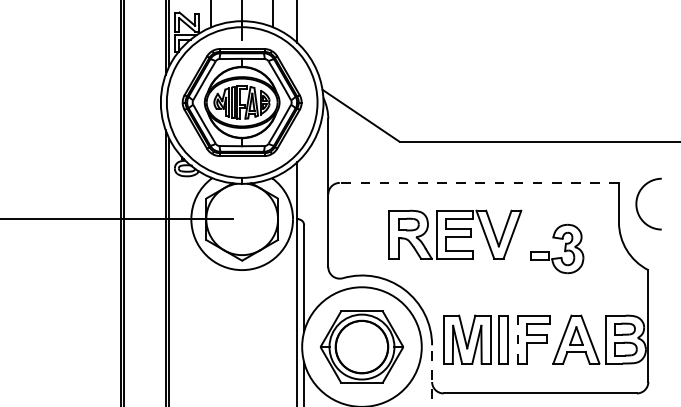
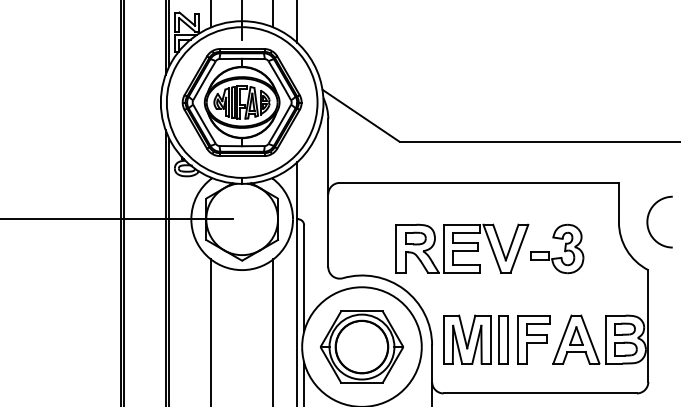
line: dashed -> solid (479, 182)
arc position: (637, 203) -> (648, 221) (648, 221)
part position: (455, 234) -> (462, 248) (462, 248)
line: none -> present (211, 331)
line: none -> present (273, 331)
line: dashed -> solid (517, 339)
line: dashed -> solid (432, 375)
